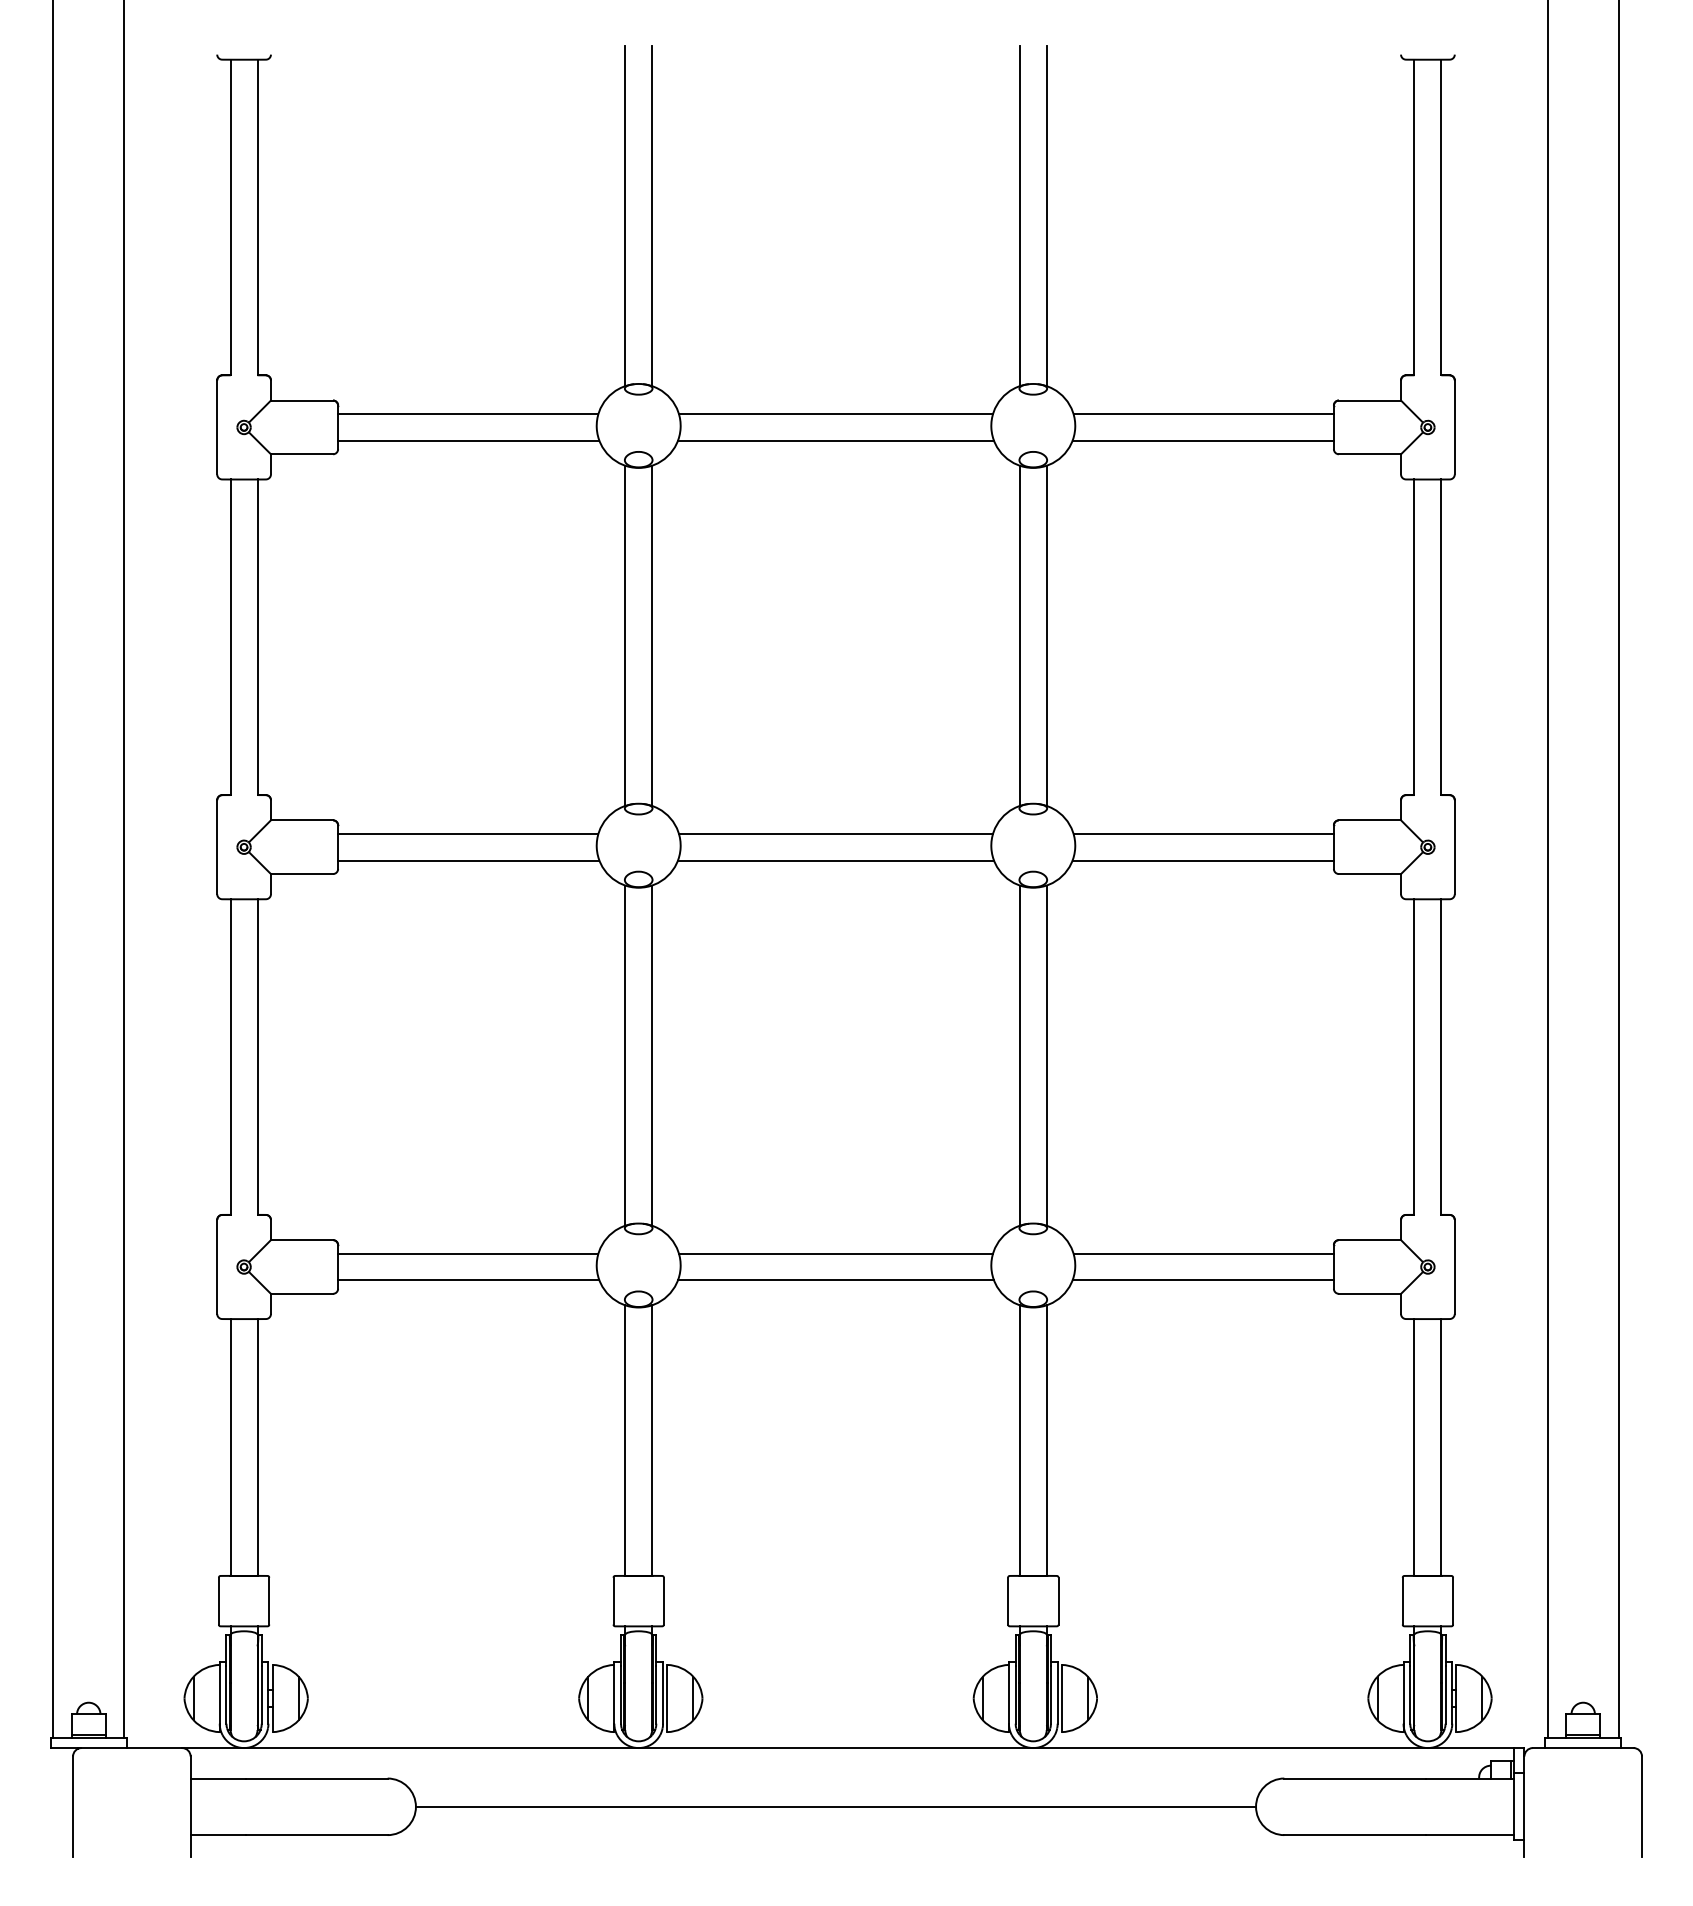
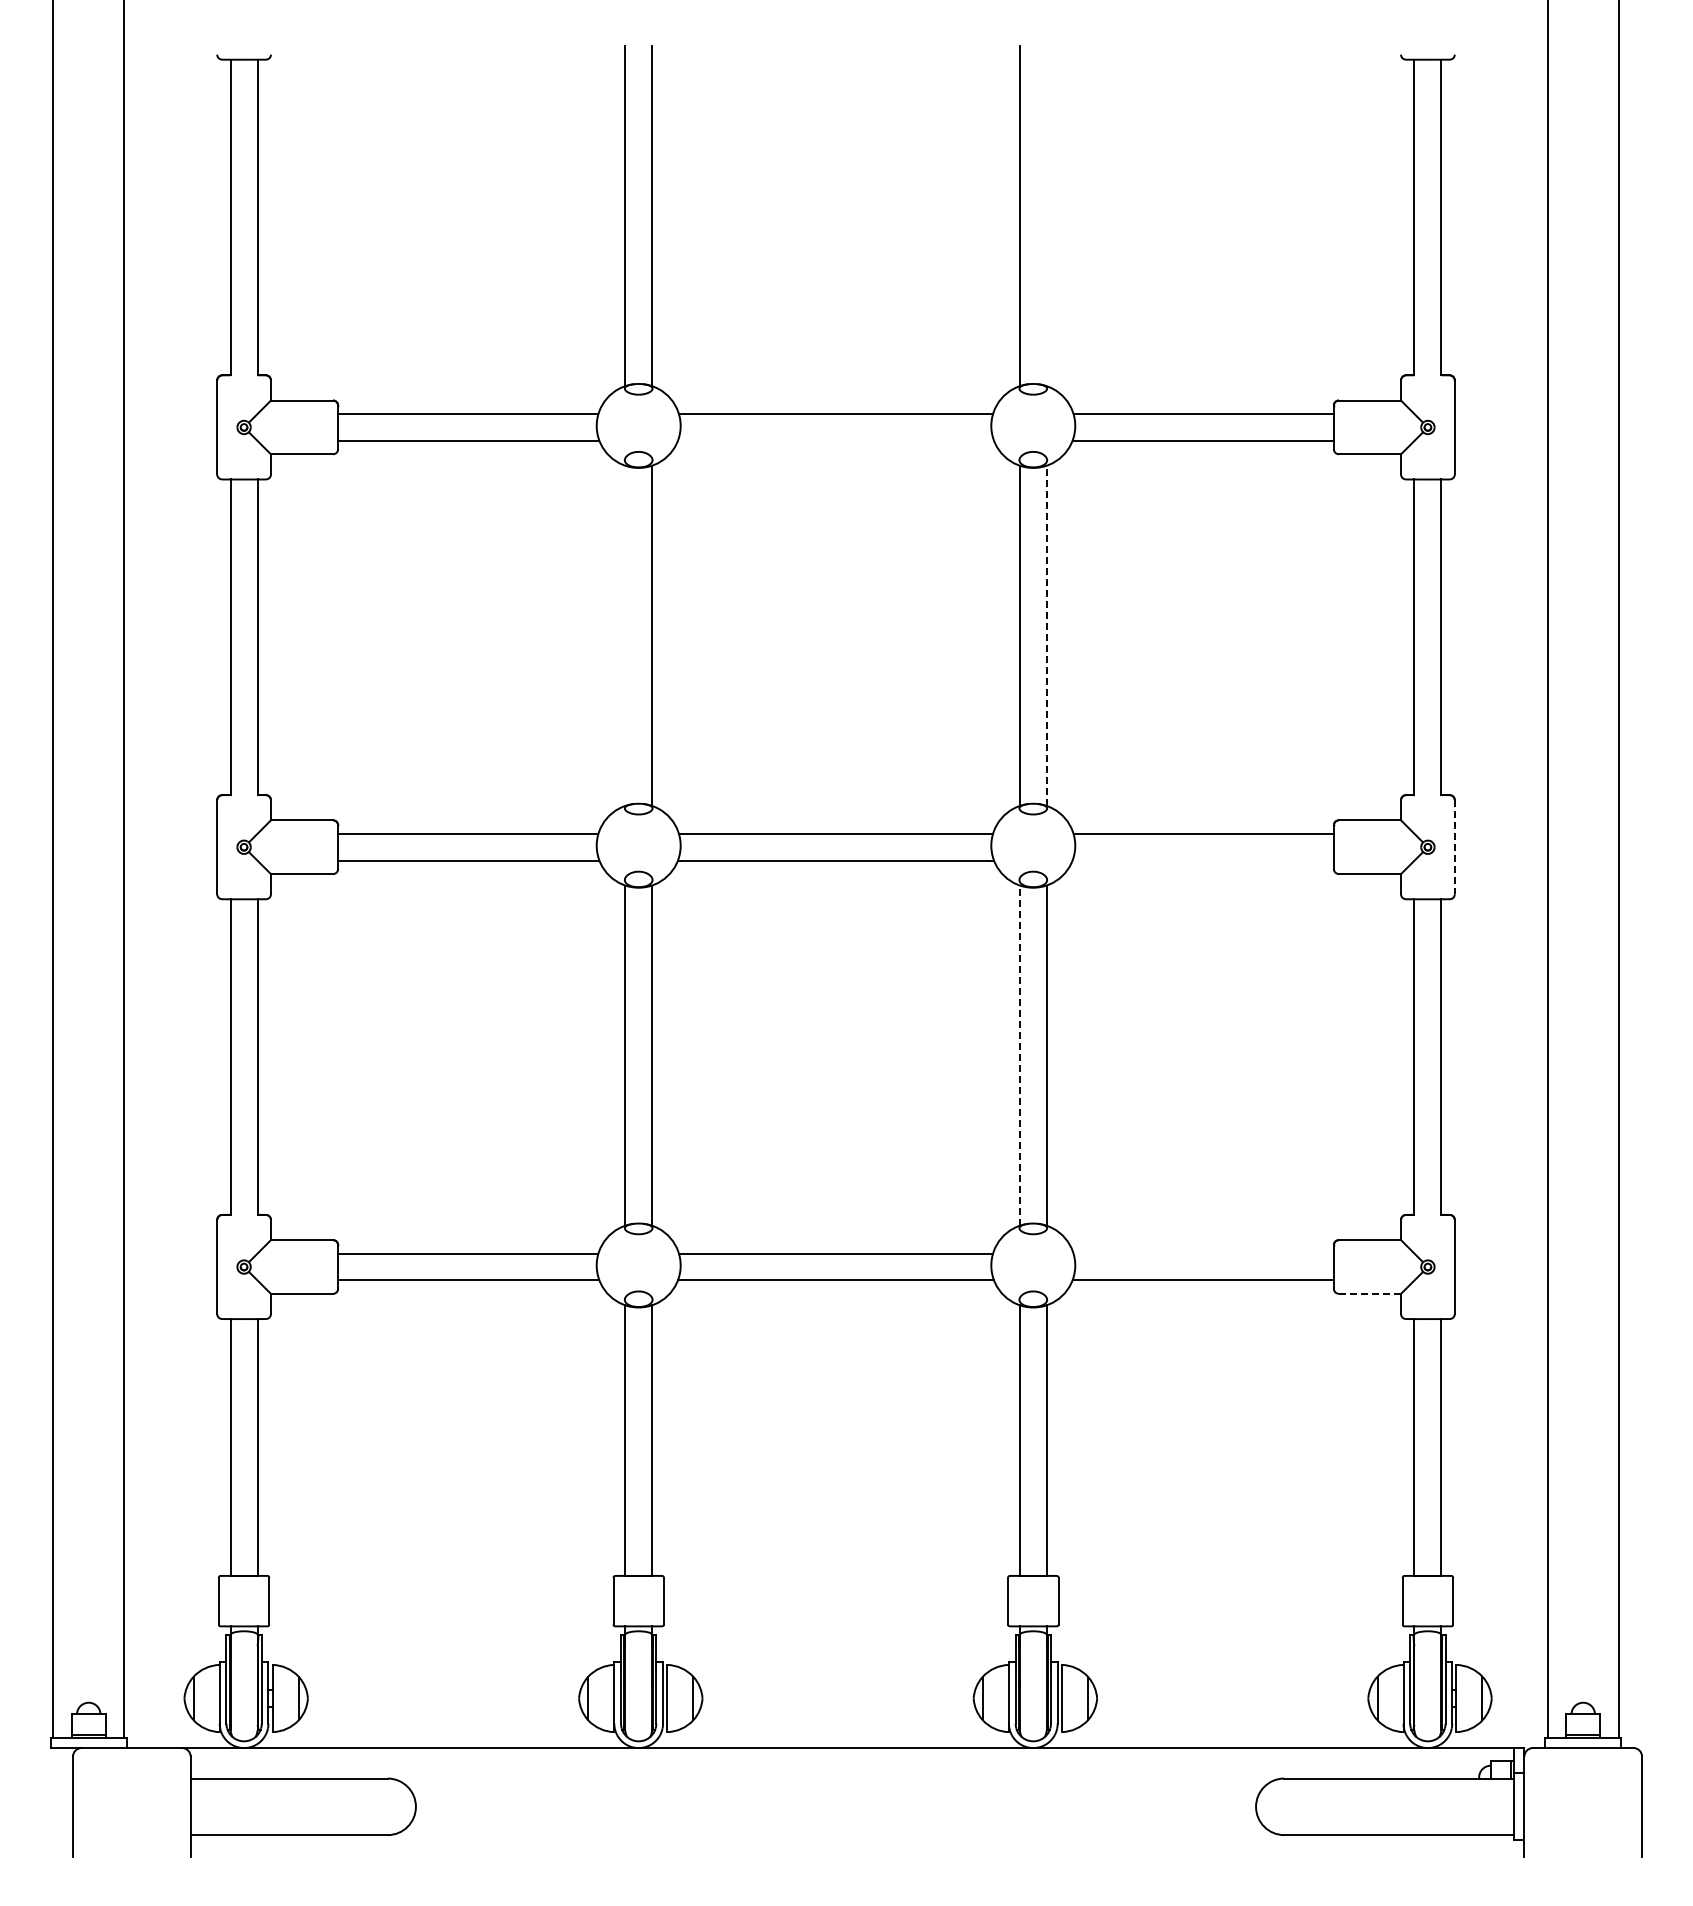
line: present -> none (1046, 215)
line: present -> none (835, 440)
line: present -> none (625, 635)
line: solid -> dashed (1046, 635)
line: solid -> dashed (1454, 847)
line: present -> none (1202, 860)
line: solid -> dashed (1019, 1055)
line: present -> none (1203, 1253)
line: solid -> dashed (1369, 1293)
line: present -> none (835, 1806)
